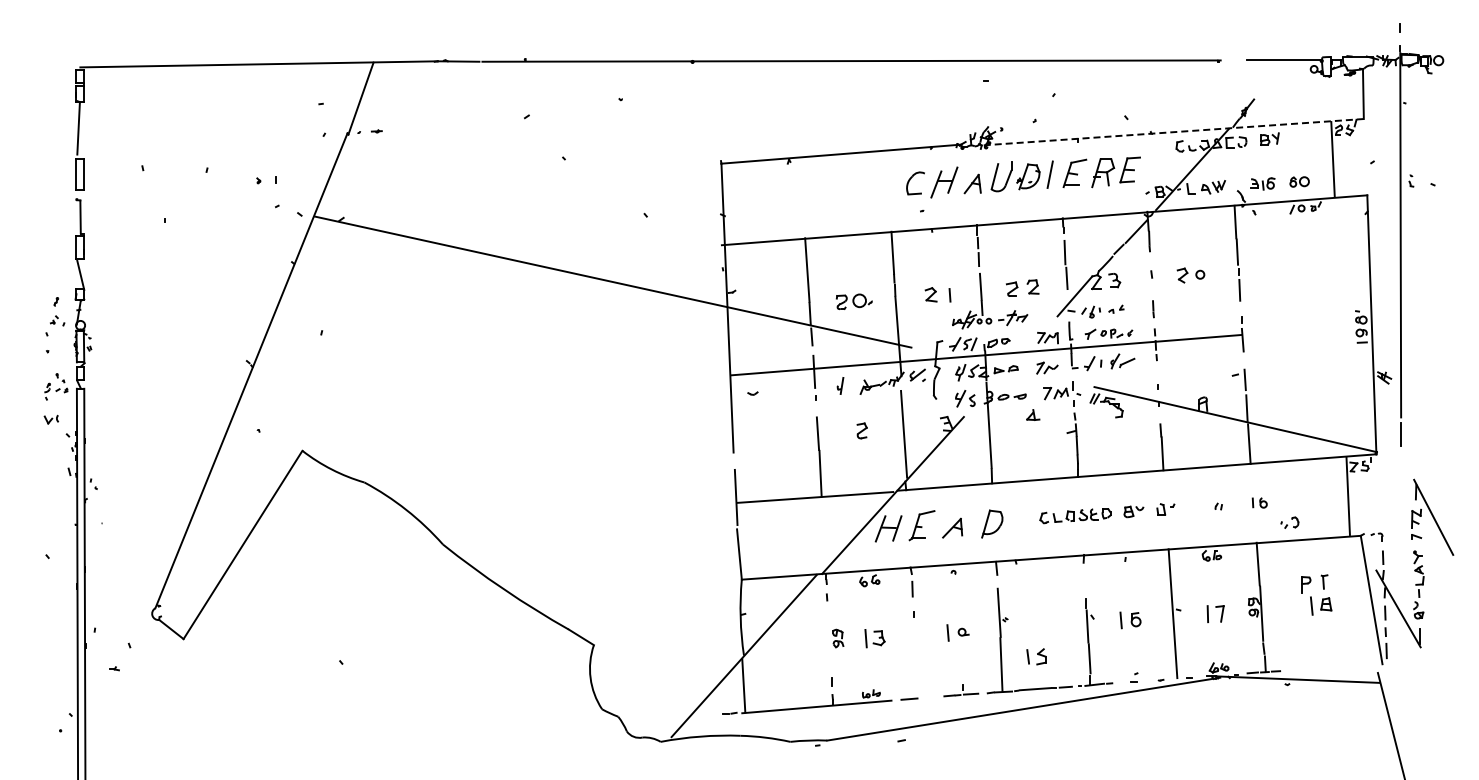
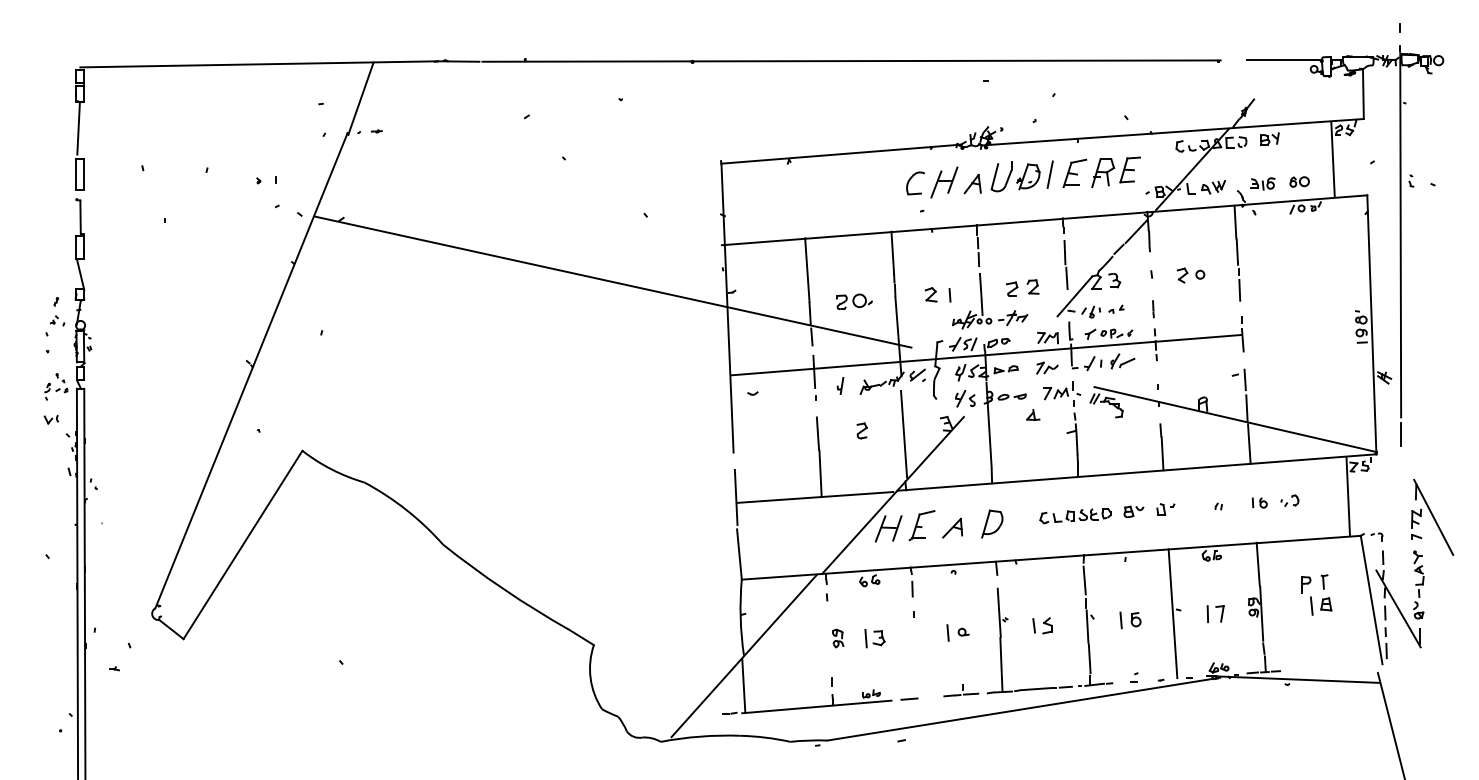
line: dashed -> solid (1172, 132)
part position: (1289, 522) -> (1289, 500) (1289, 500)
line: none -> present (1084, 580)
part position: (1036, 656) -> (1042, 625) (1042, 625)
